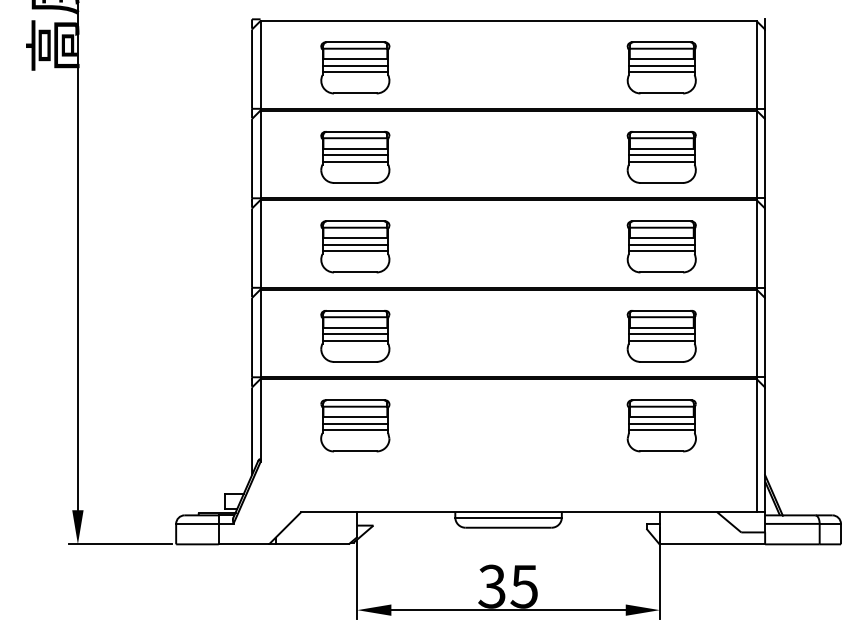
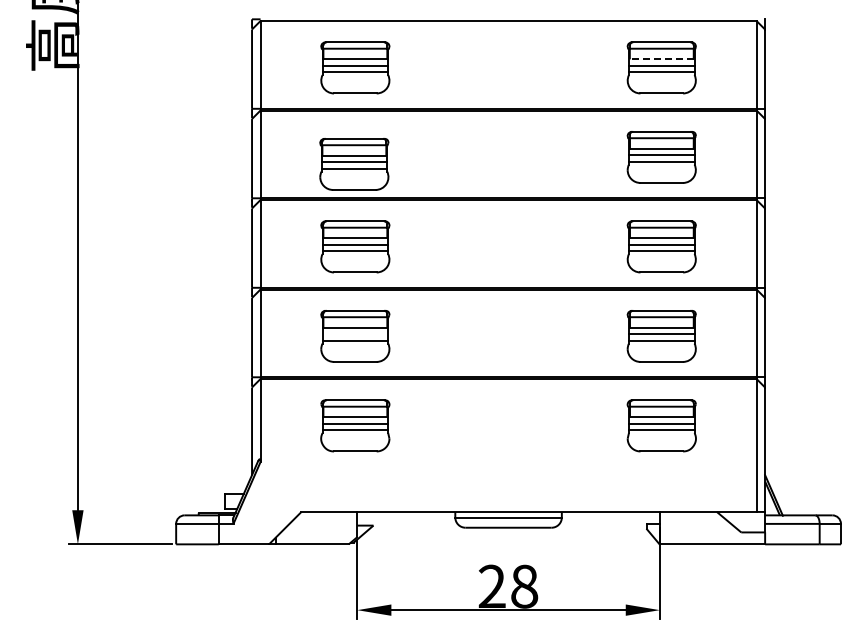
line: solid -> dashed (661, 59)
part position: (355, 157) -> (354, 164) (354, 164)
line: present -> none (355, 334)
text: 35 -> 28 (508, 586)
